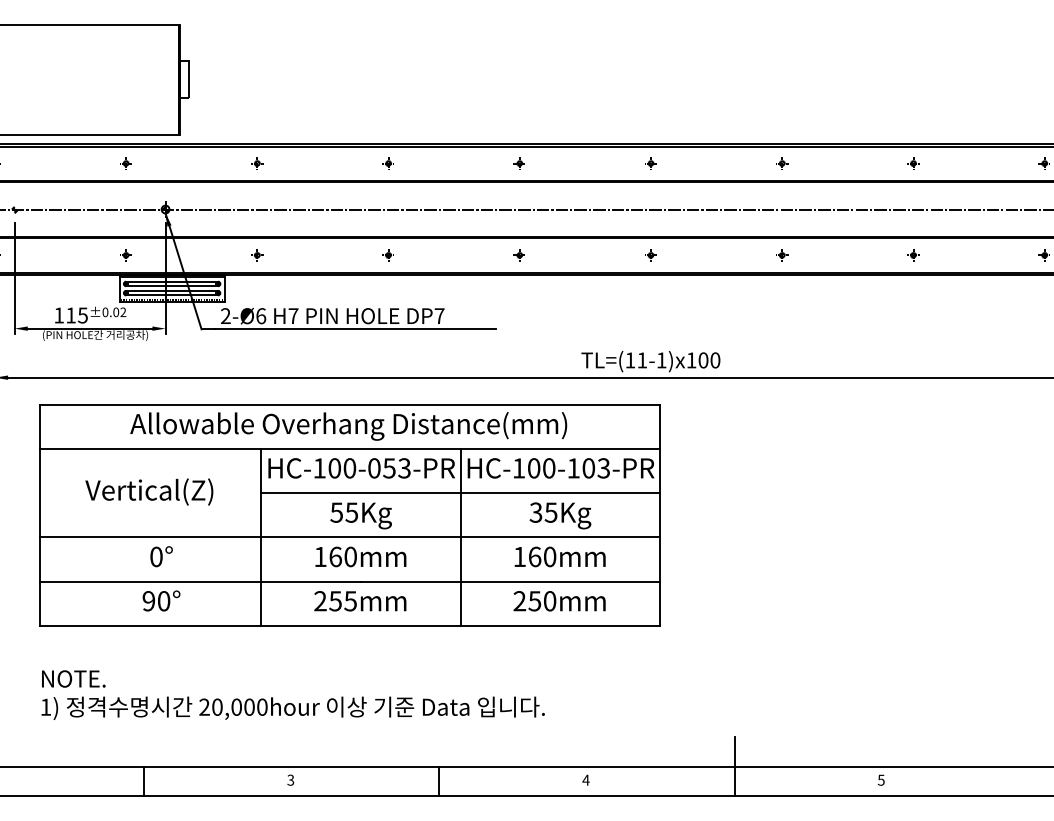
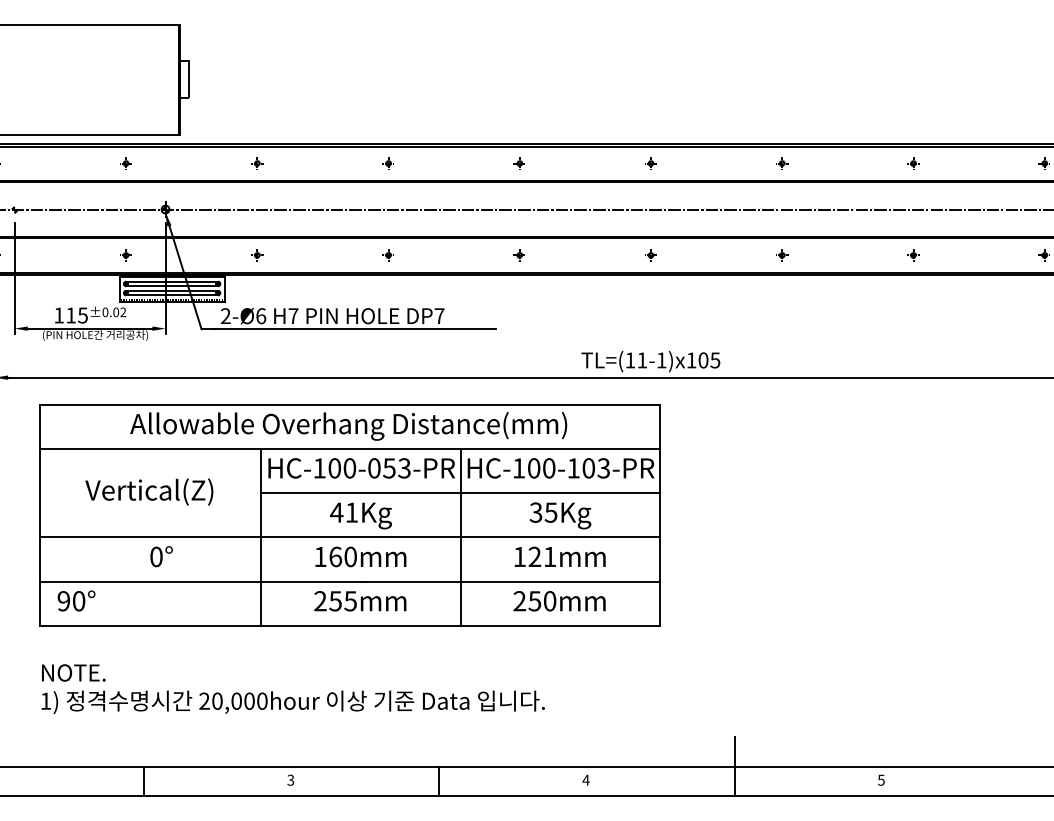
text: TL=(11-1)x100 -> TL=(11-1)x105 (715, 360)
text: 55Kg -> 41Kg (343, 512)
text: 160mm -> 121mm (542, 556)
text position: (161, 600) -> (76, 600) (76, 600)
text position: (292, 694) -> (292, 688) (292, 688)
